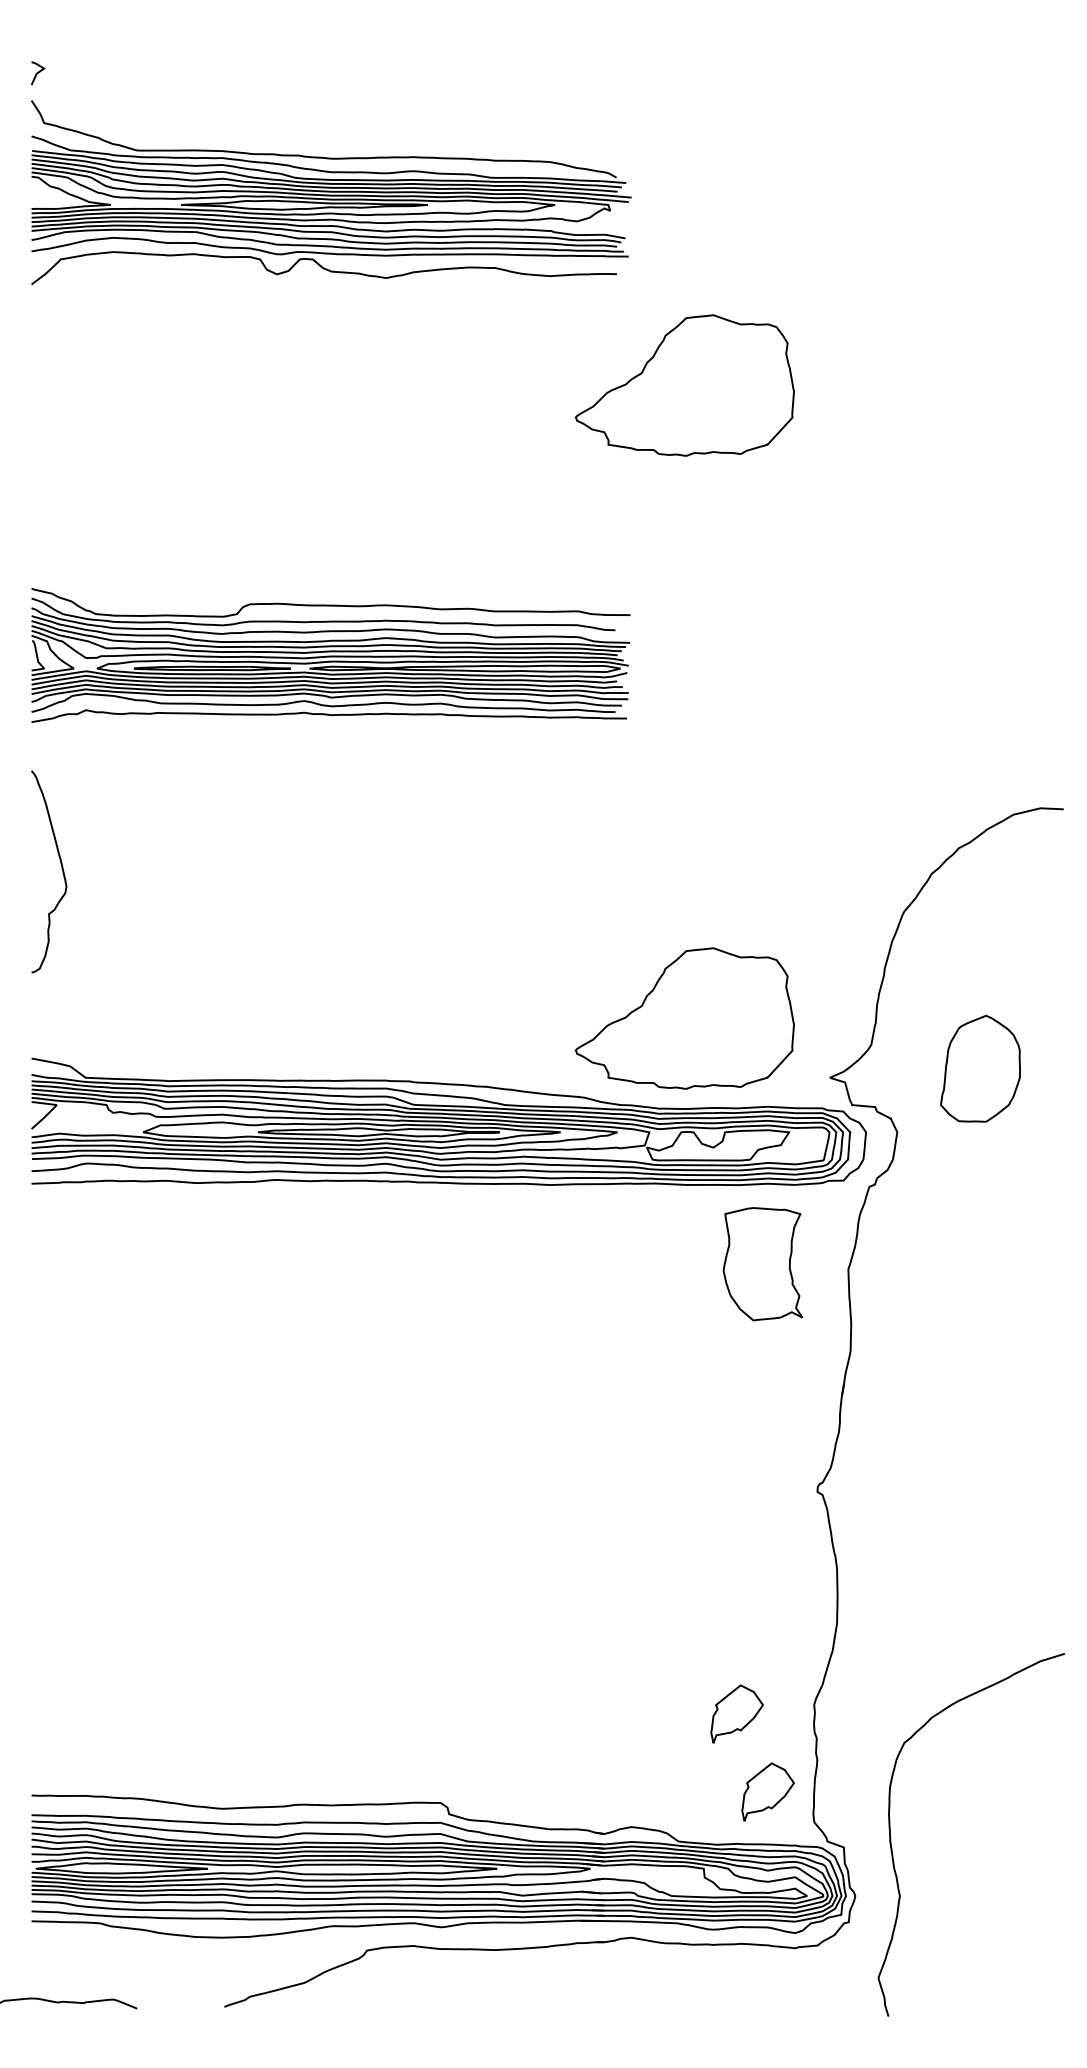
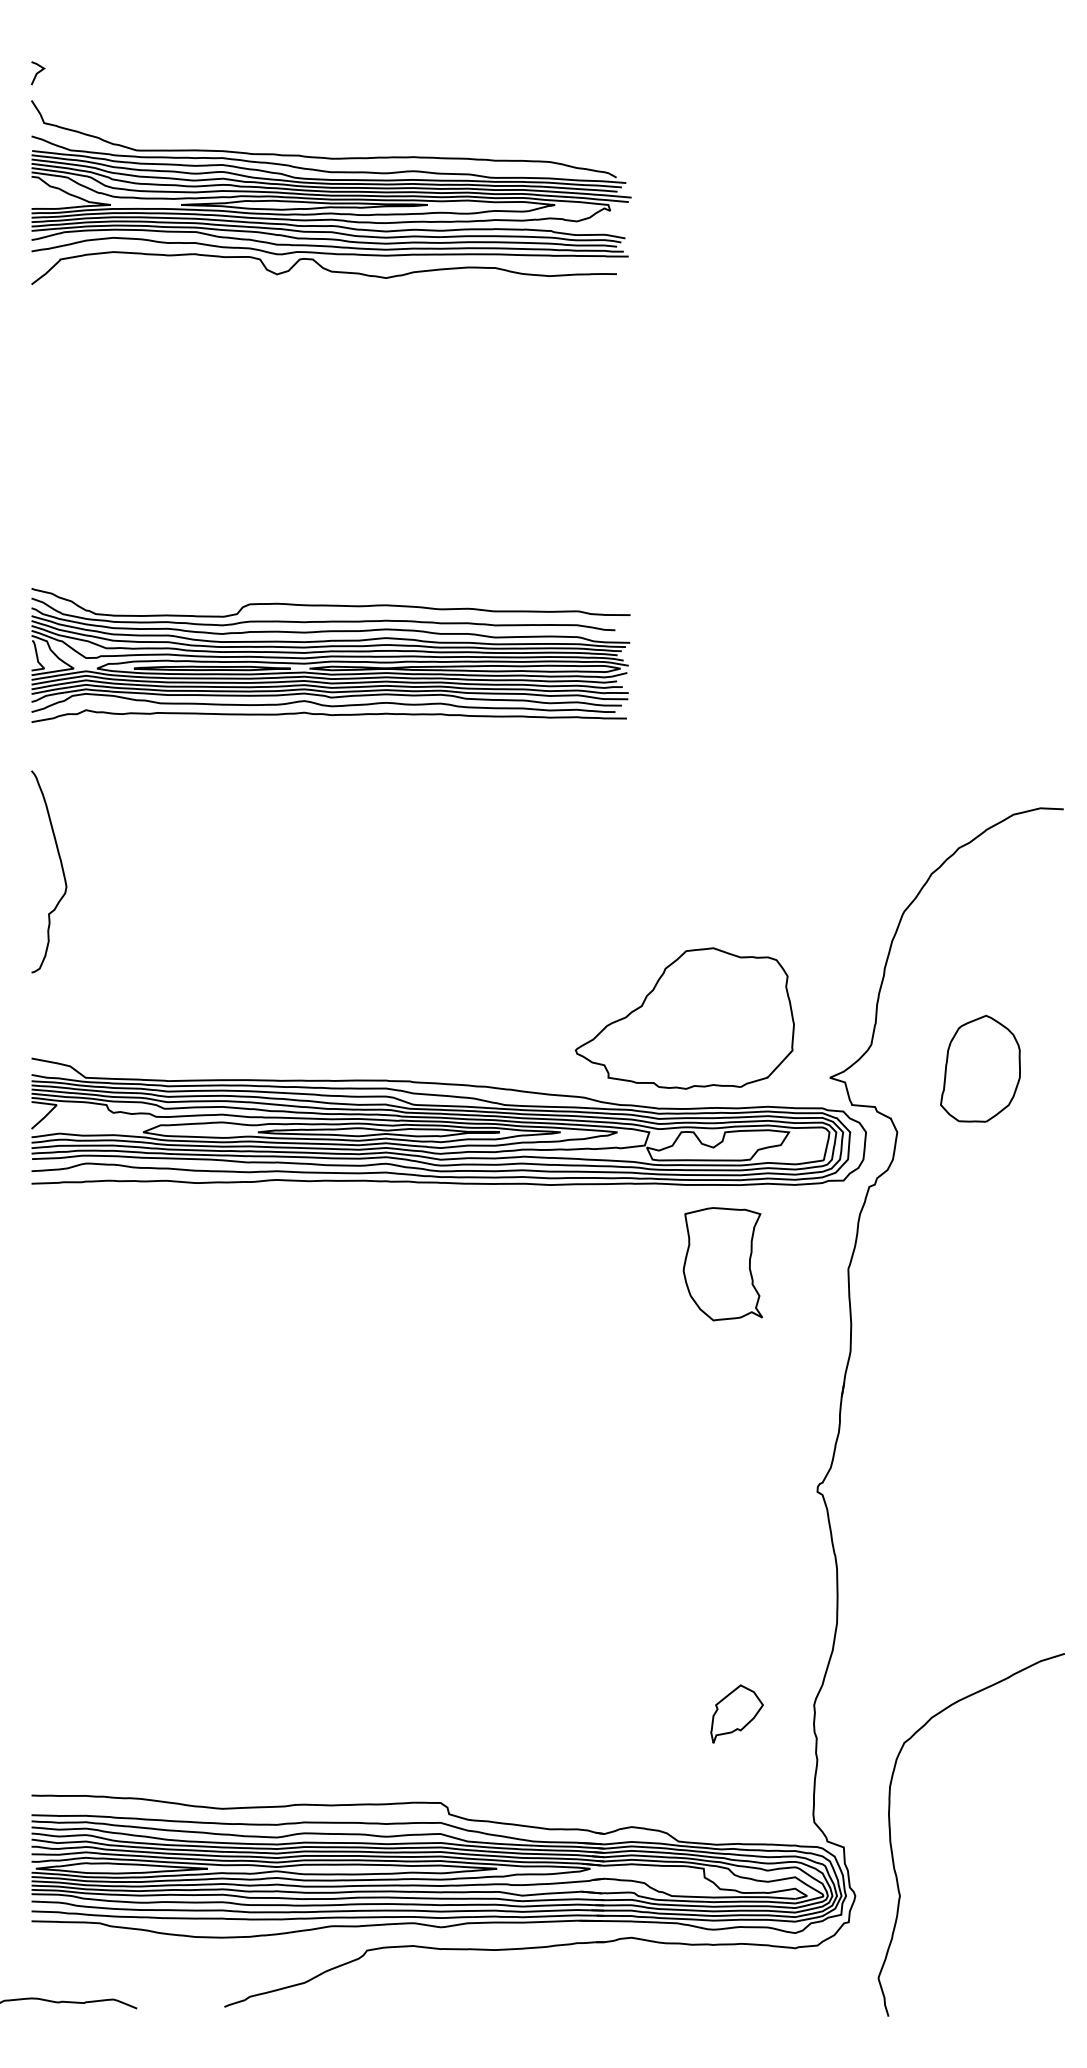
part: present -> none (684, 385)
part position: (762, 1264) -> (722, 1264) (722, 1264)
part: present -> none (767, 1791)
